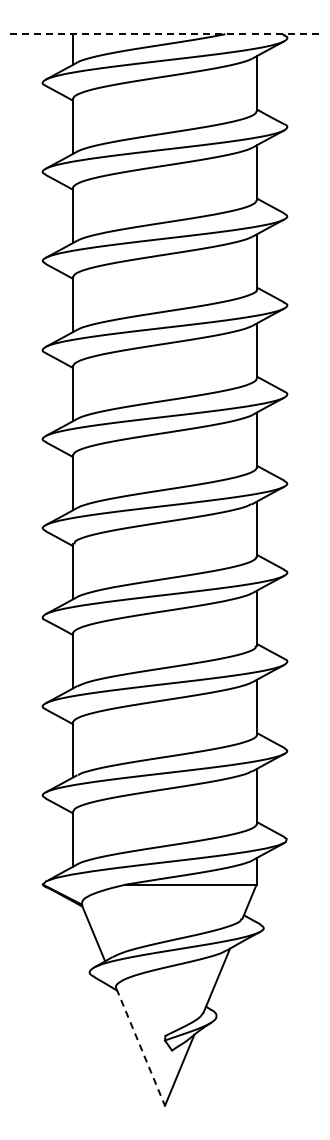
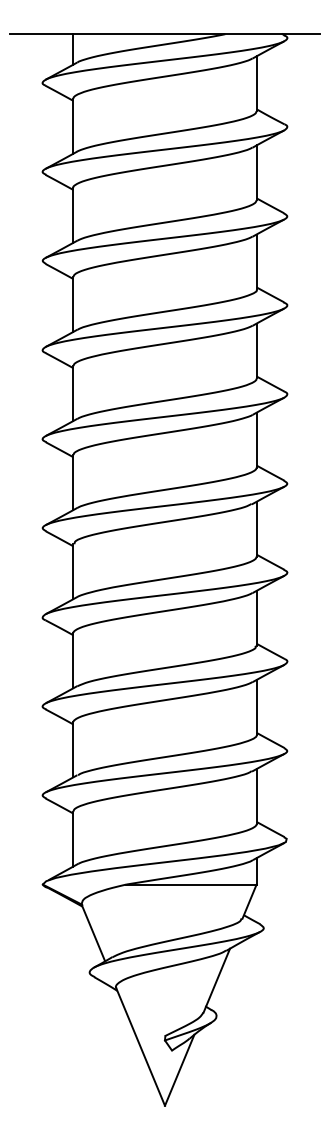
line: dashed -> solid (165, 34)
line: dashed -> solid (140, 1047)
